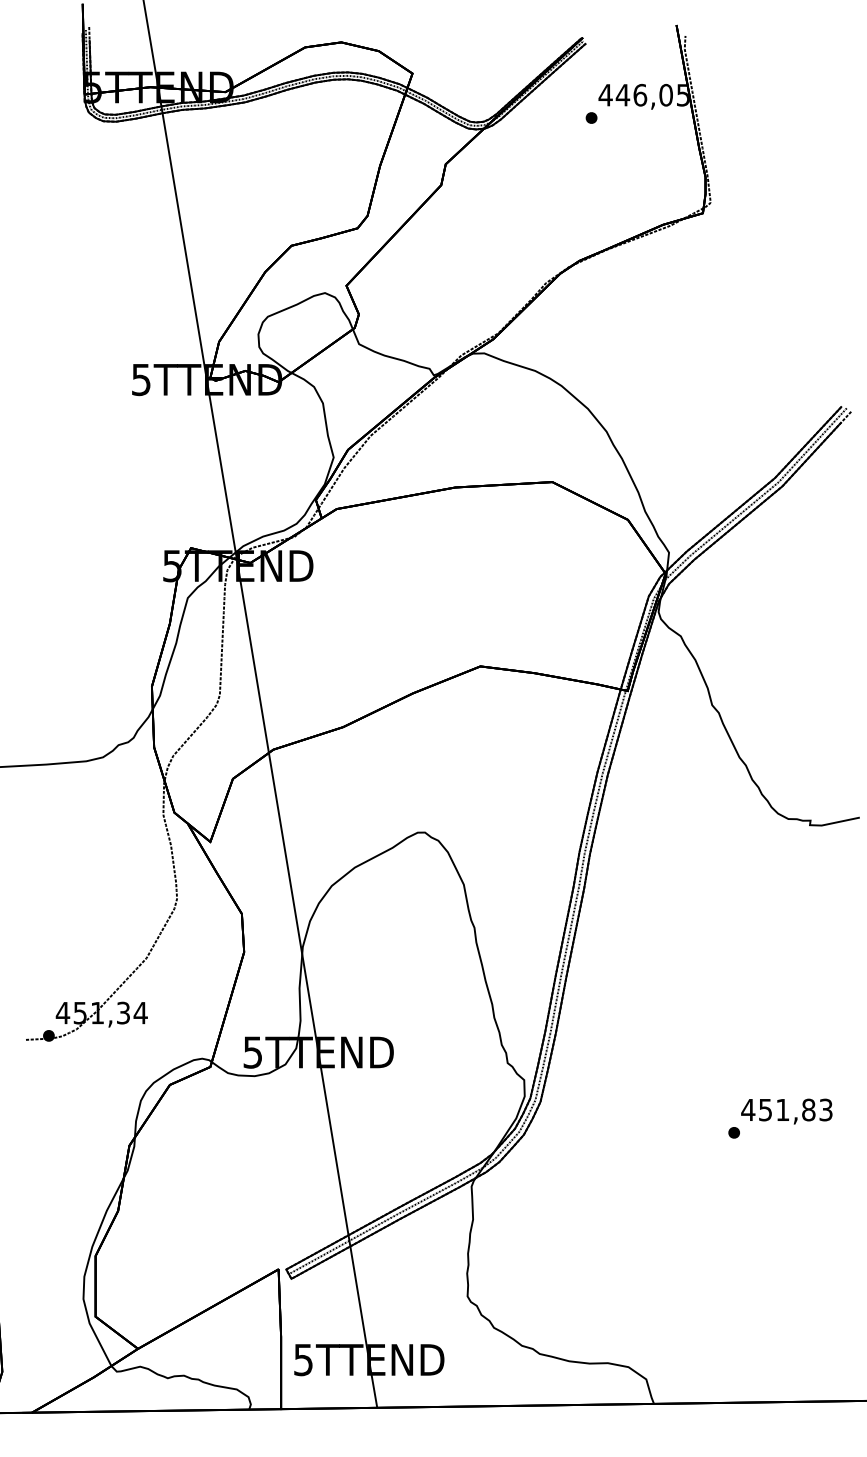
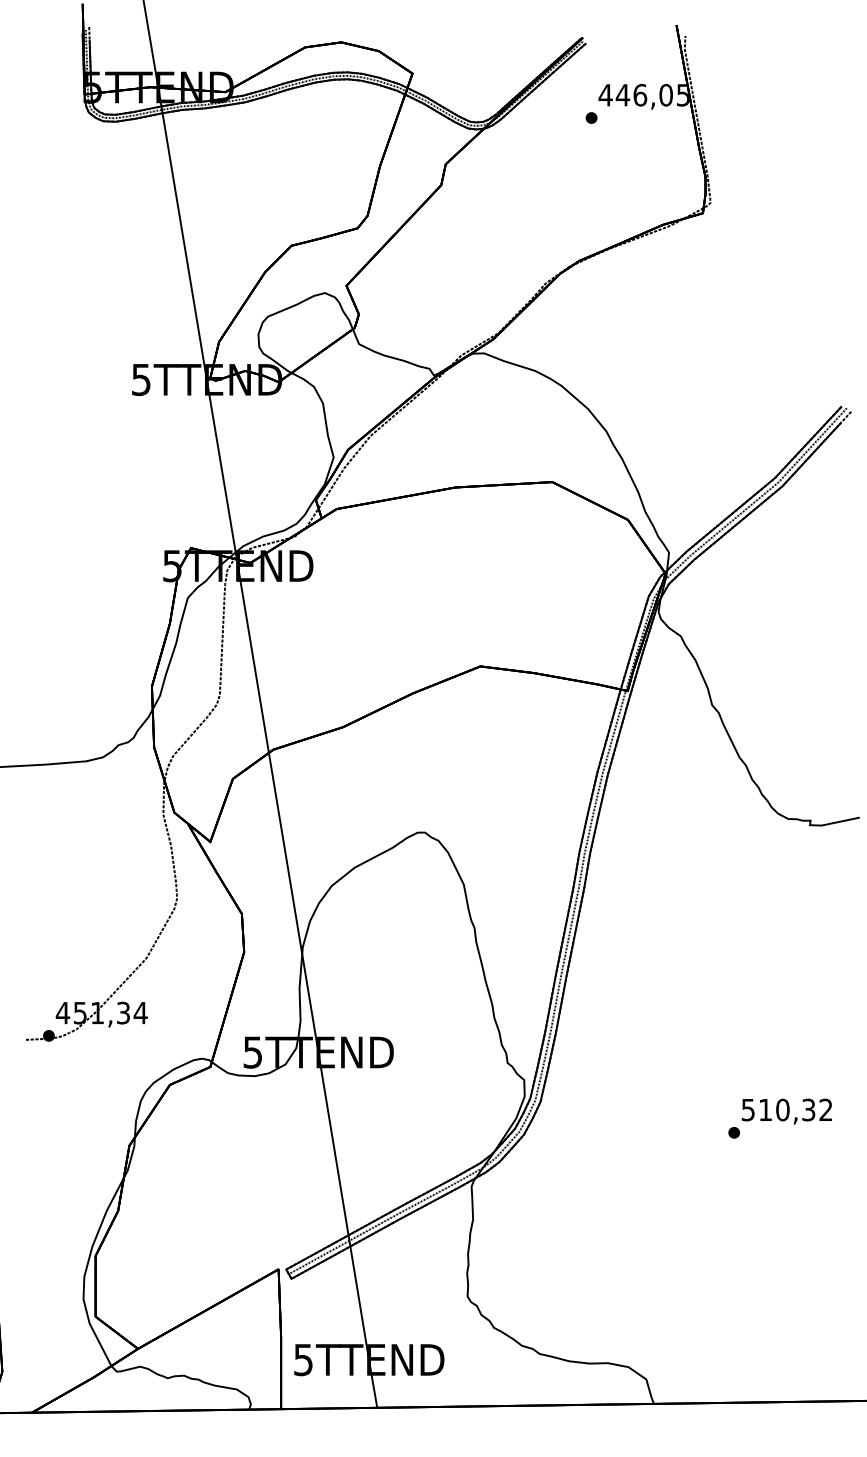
text: 451,83 -> 510,32 (786, 1109)
